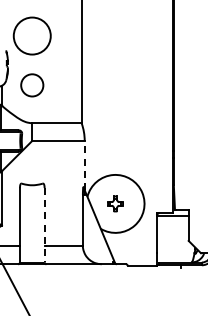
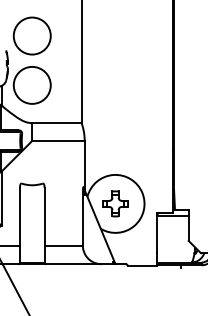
circle diameter: 22 px -> 37 px (31, 84)
line: dashed -> solid (84, 164)
part size: 17x18 px -> 27x28 px (115, 203)
line: dashed -> solid (44, 225)
